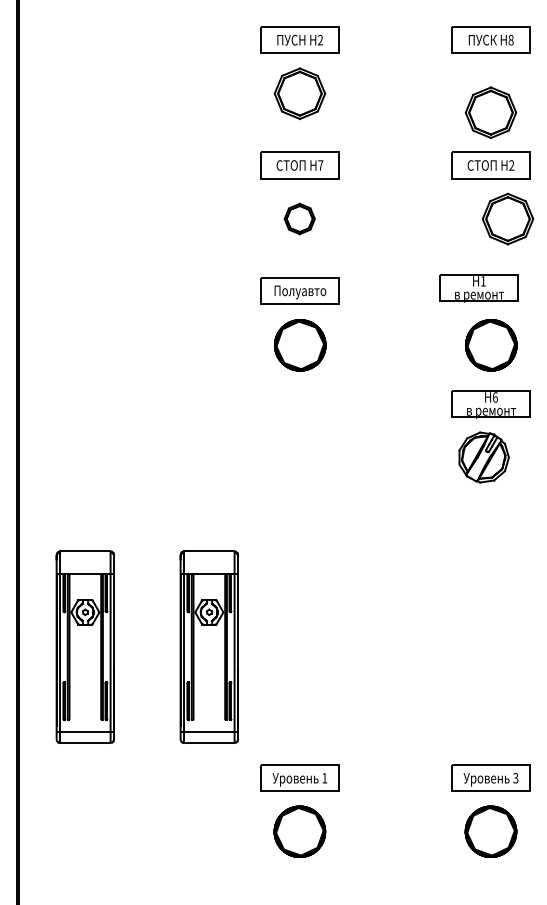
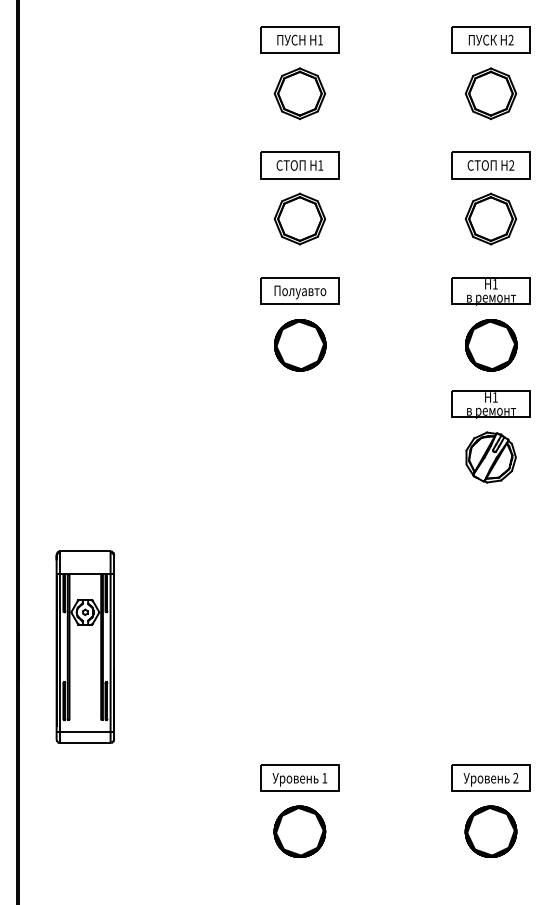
text: 2 -> 1 (320, 39)
text: 8 -> 2 (510, 40)
part position: (490, 112) -> (490, 93) (490, 93)
text: 7 -> 1 (320, 165)
part size: 33x34 px -> 53x54 px (299, 218)
part position: (508, 218) -> (491, 218) (491, 218)
part position: (478, 288) -> (490, 291) (490, 291)
text: 6 -> 1 (494, 397)
part position: (483, 457) -> (490, 457) (490, 457)
part: present -> none (208, 646)
text: 3 -> 2 (515, 778)
